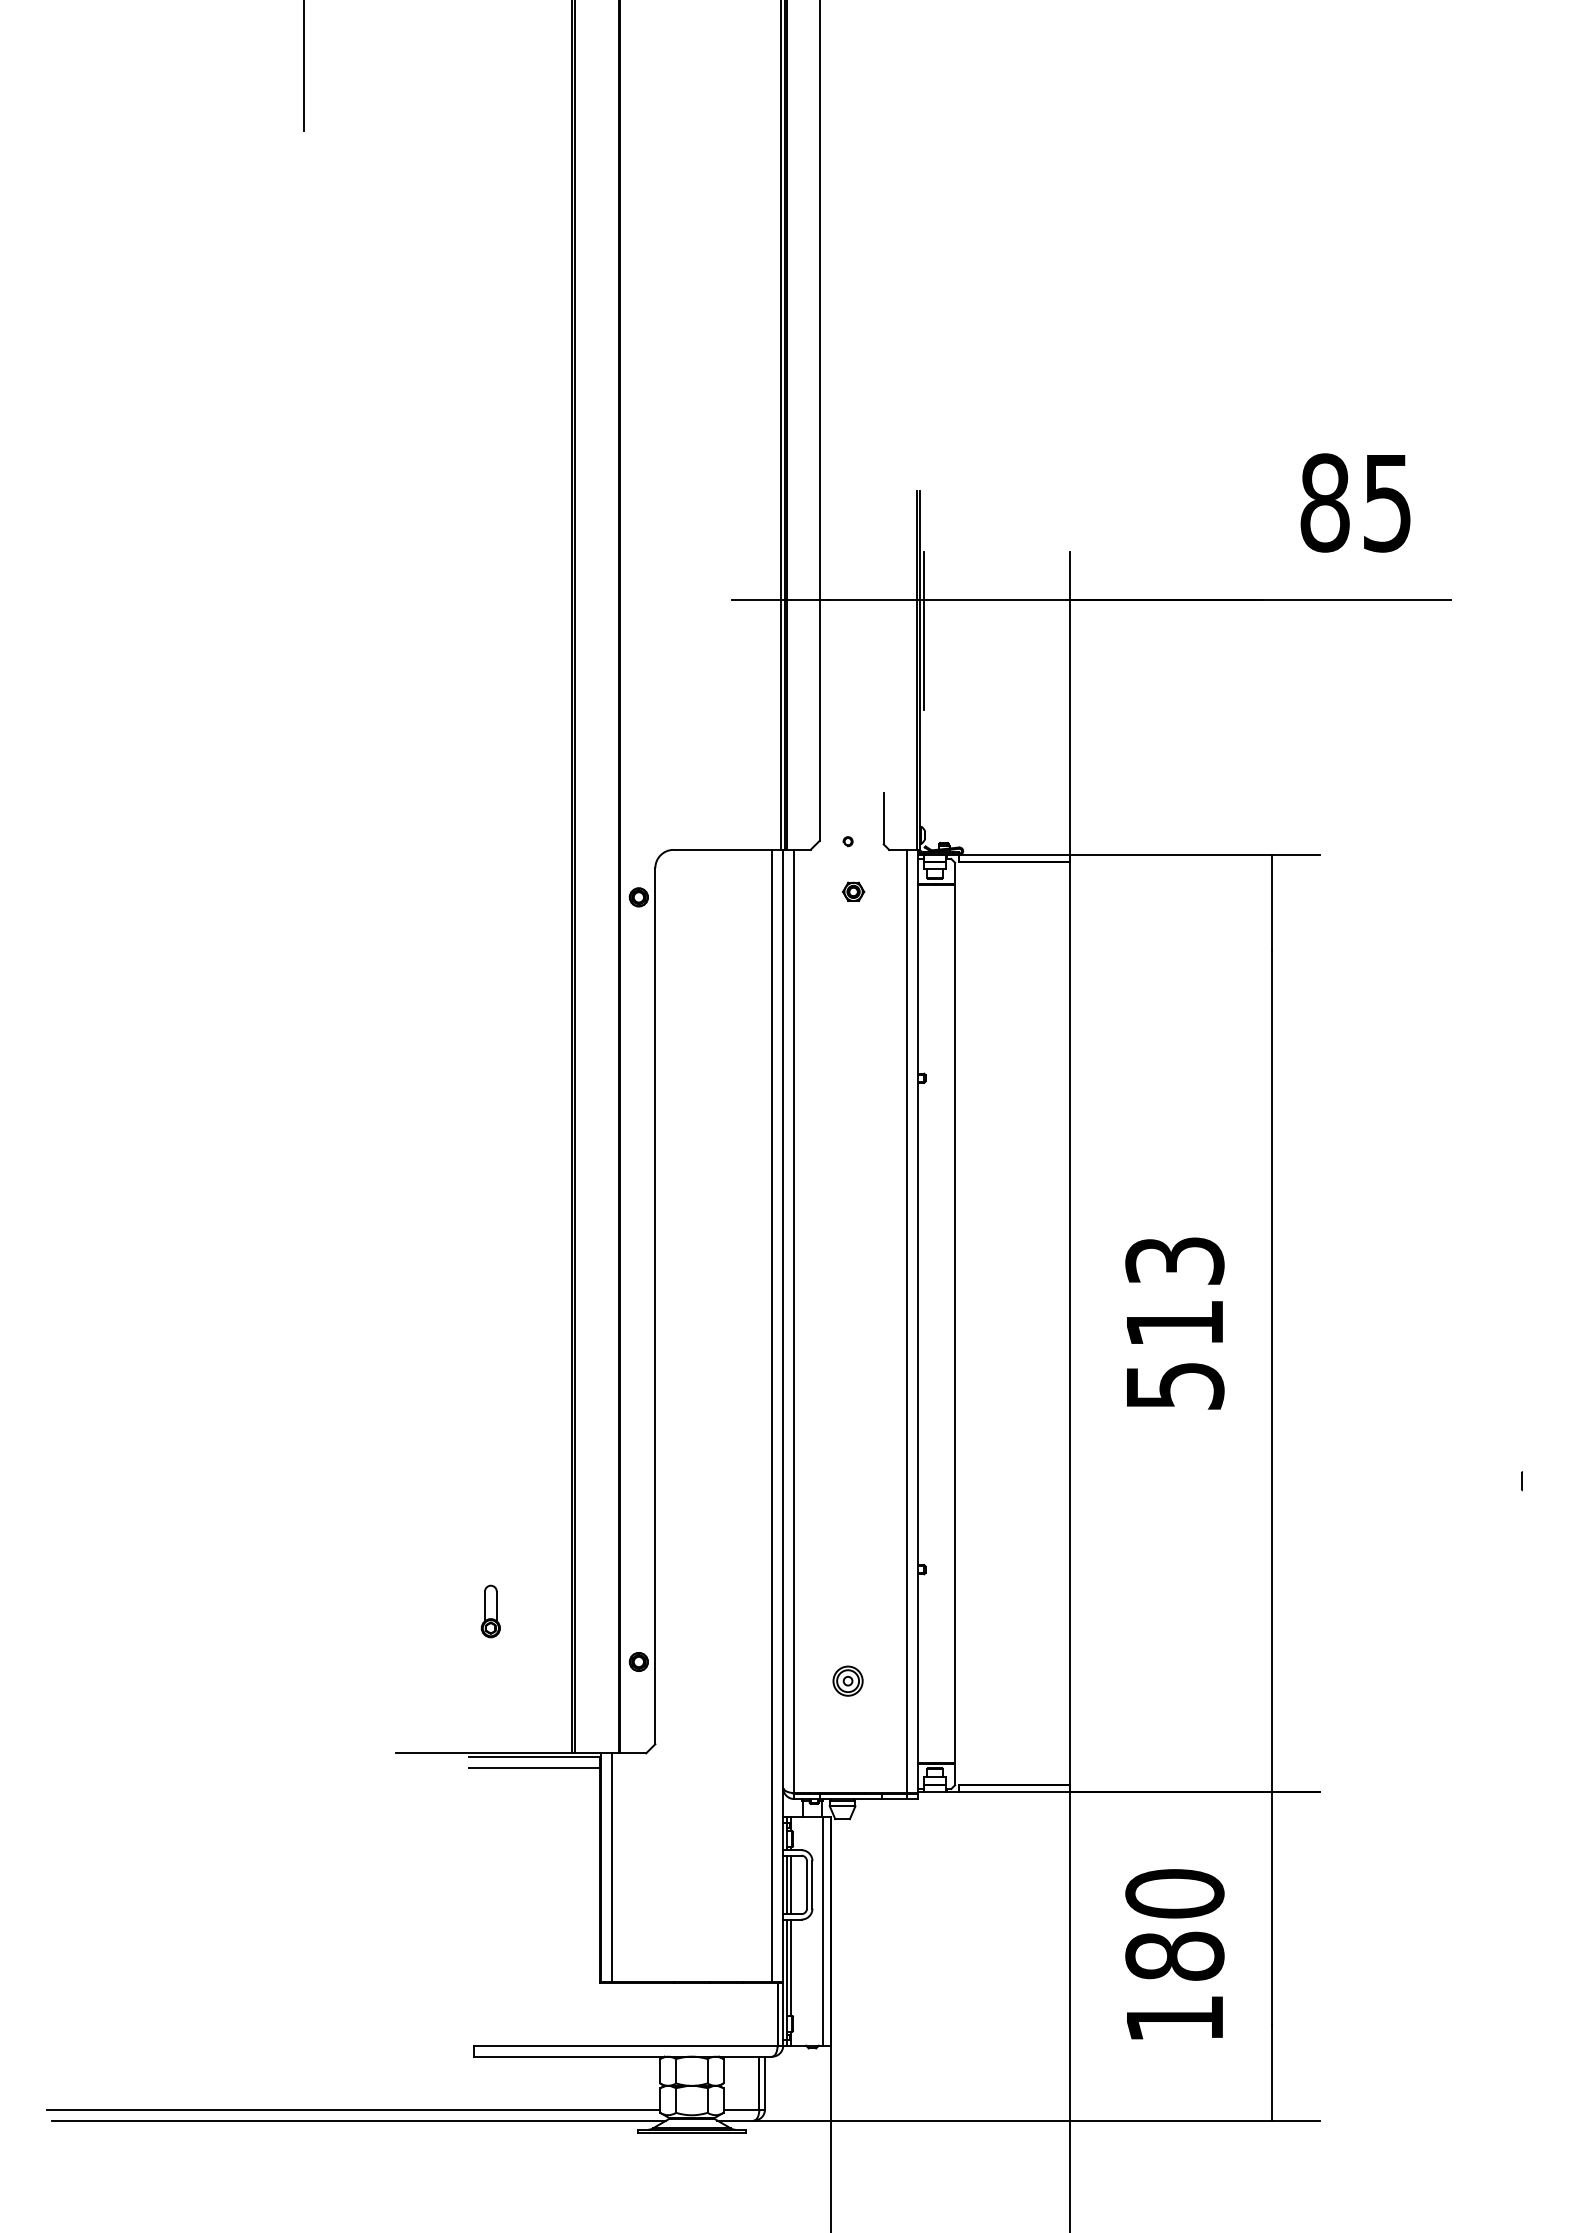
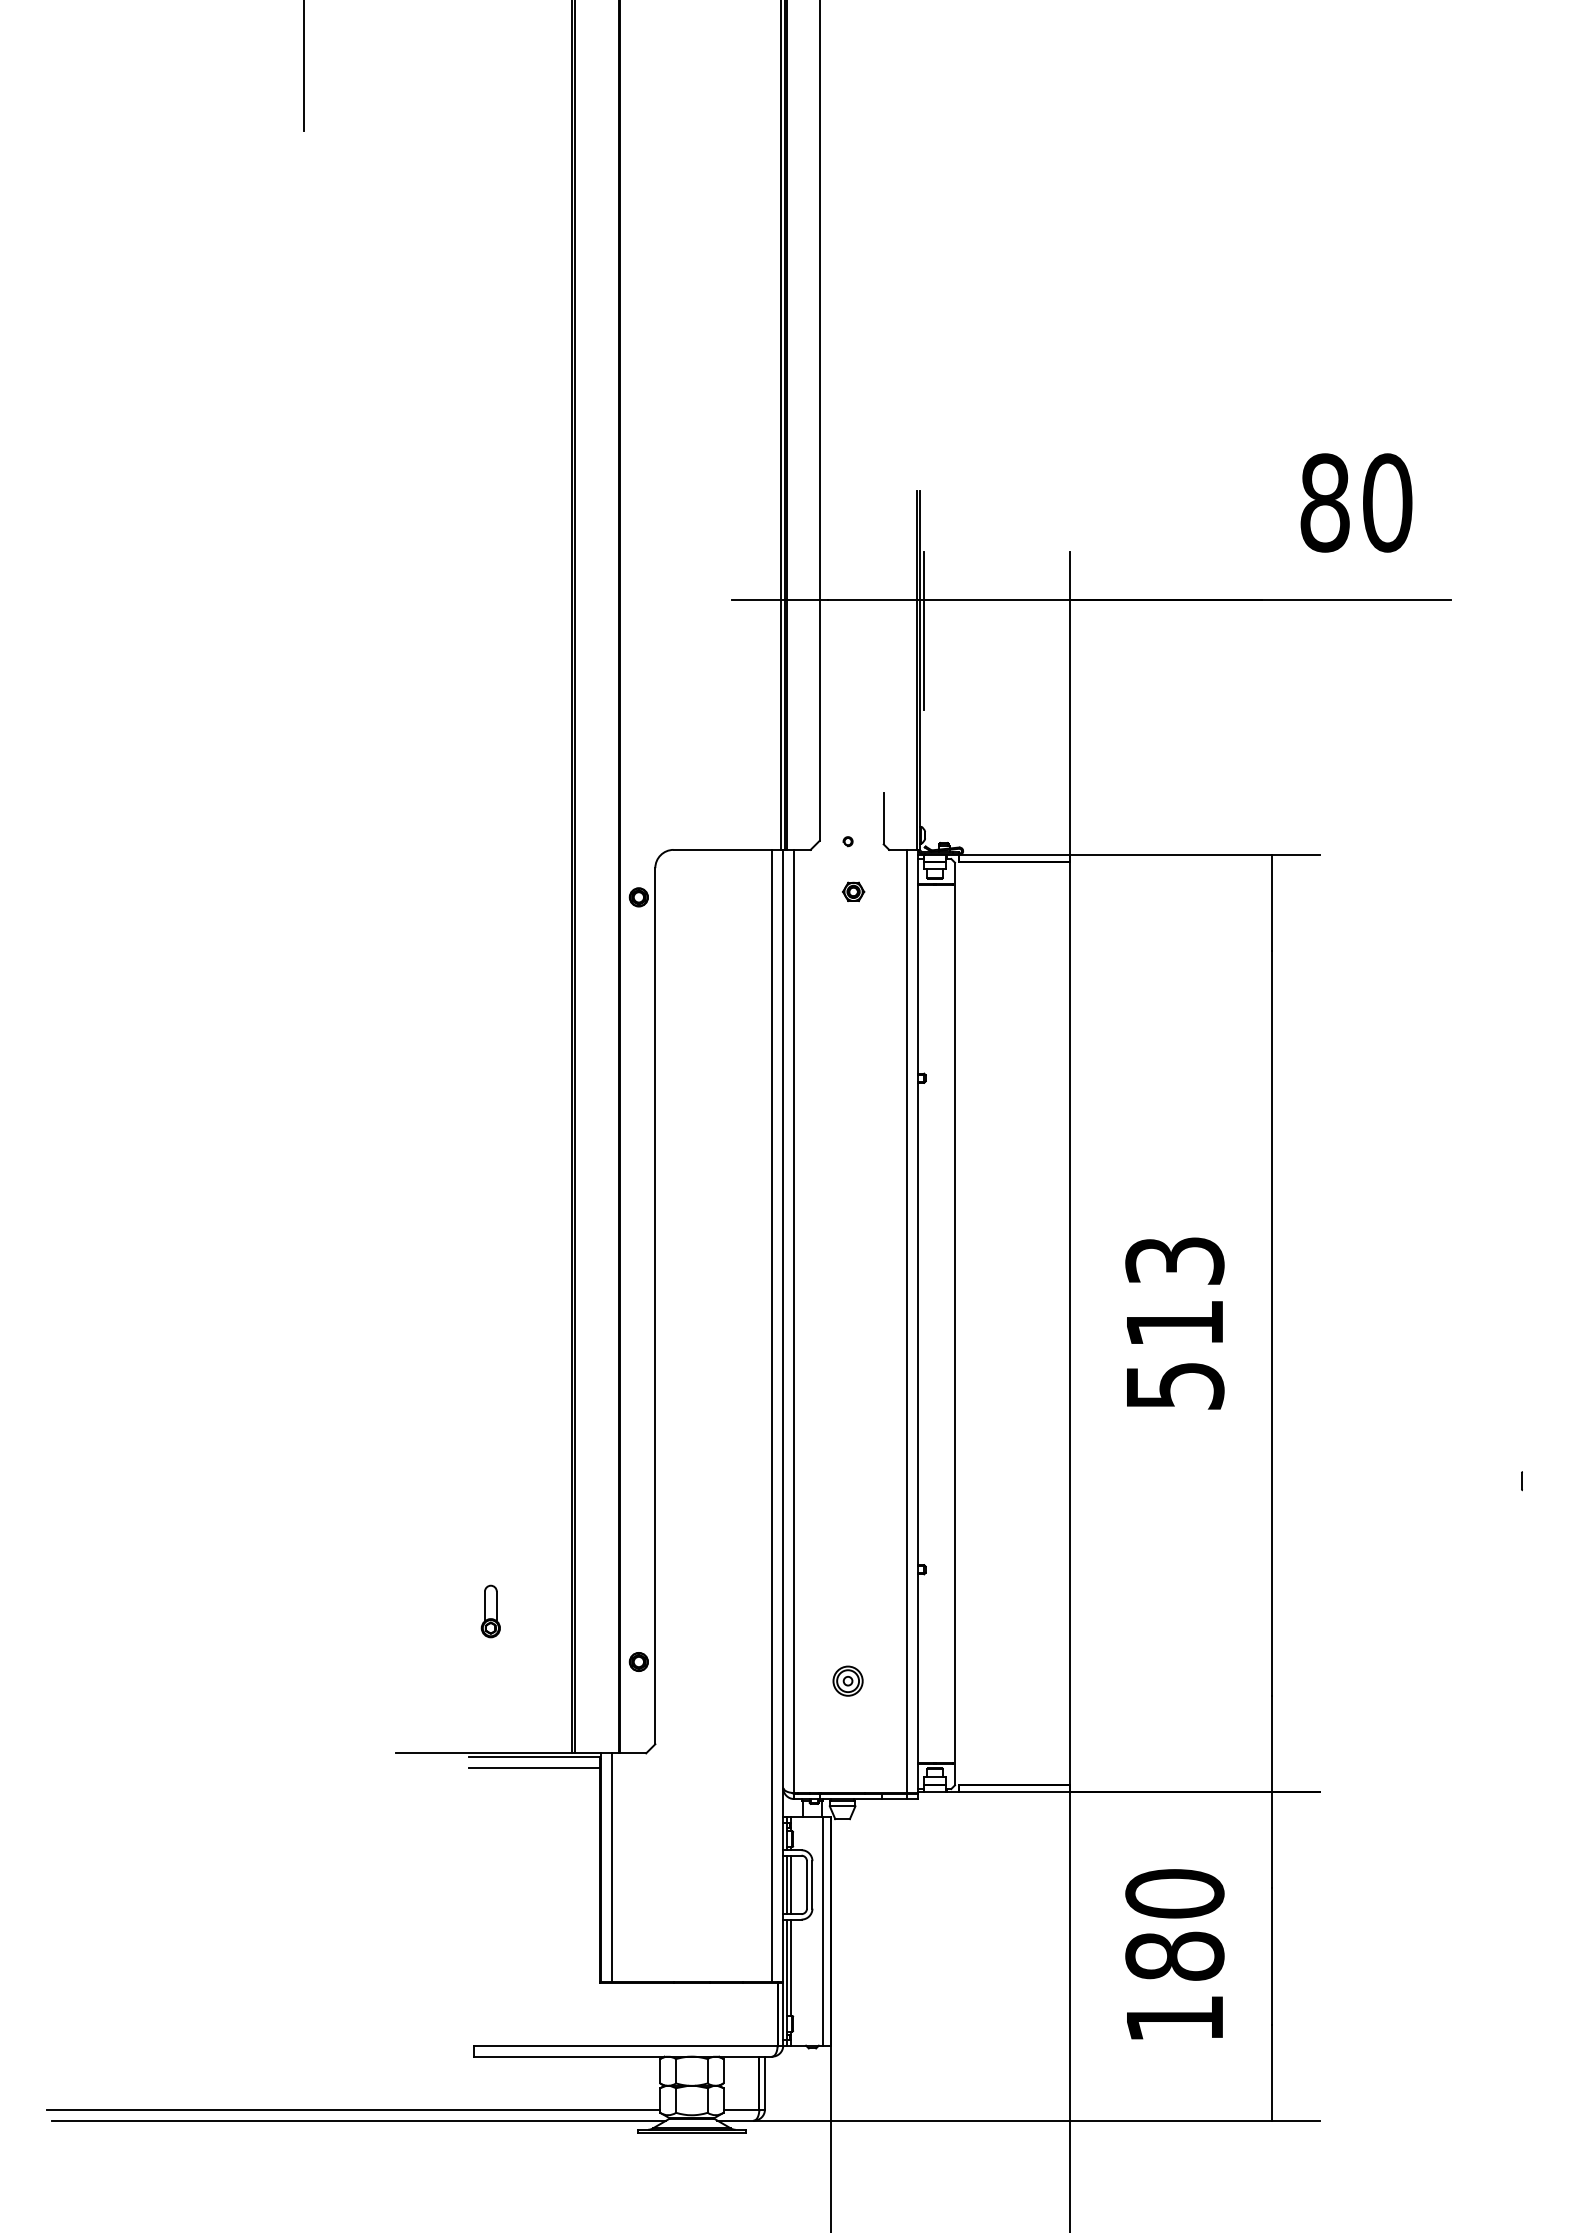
text: 85 -> 80 (1387, 502)
